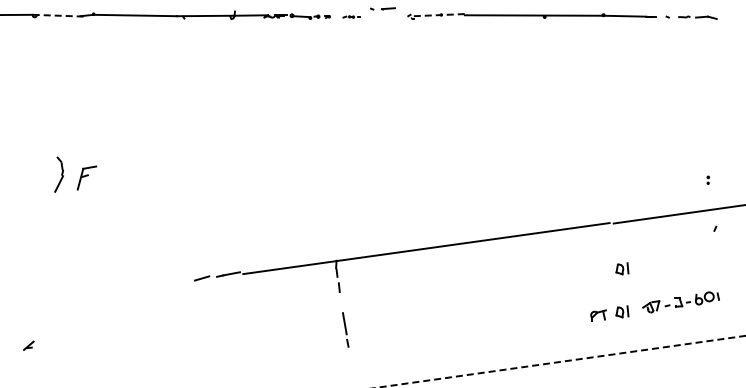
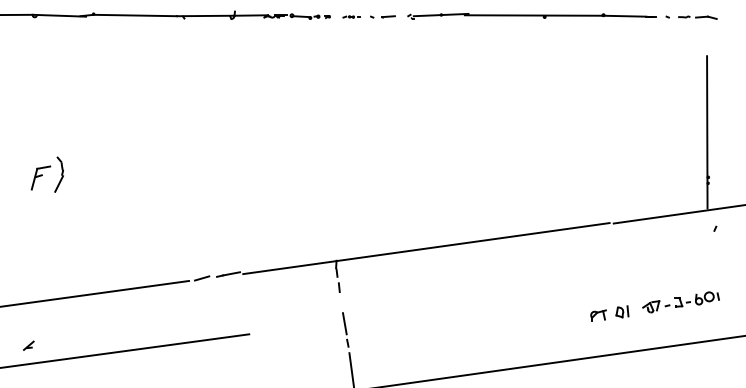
part position: (382, 8) -> (382, 16) (382, 16)
line: dashed -> solid (59, 15)
line: dashed -> solid (441, 15)
line: none -> present (707, 132)
part position: (86, 177) -> (40, 177) (40, 177)
part: present -> none (622, 268)
line: none -> present (95, 293)
line: none -> present (125, 350)
line: dashed -> solid (560, 361)
line: none -> present (351, 368)
